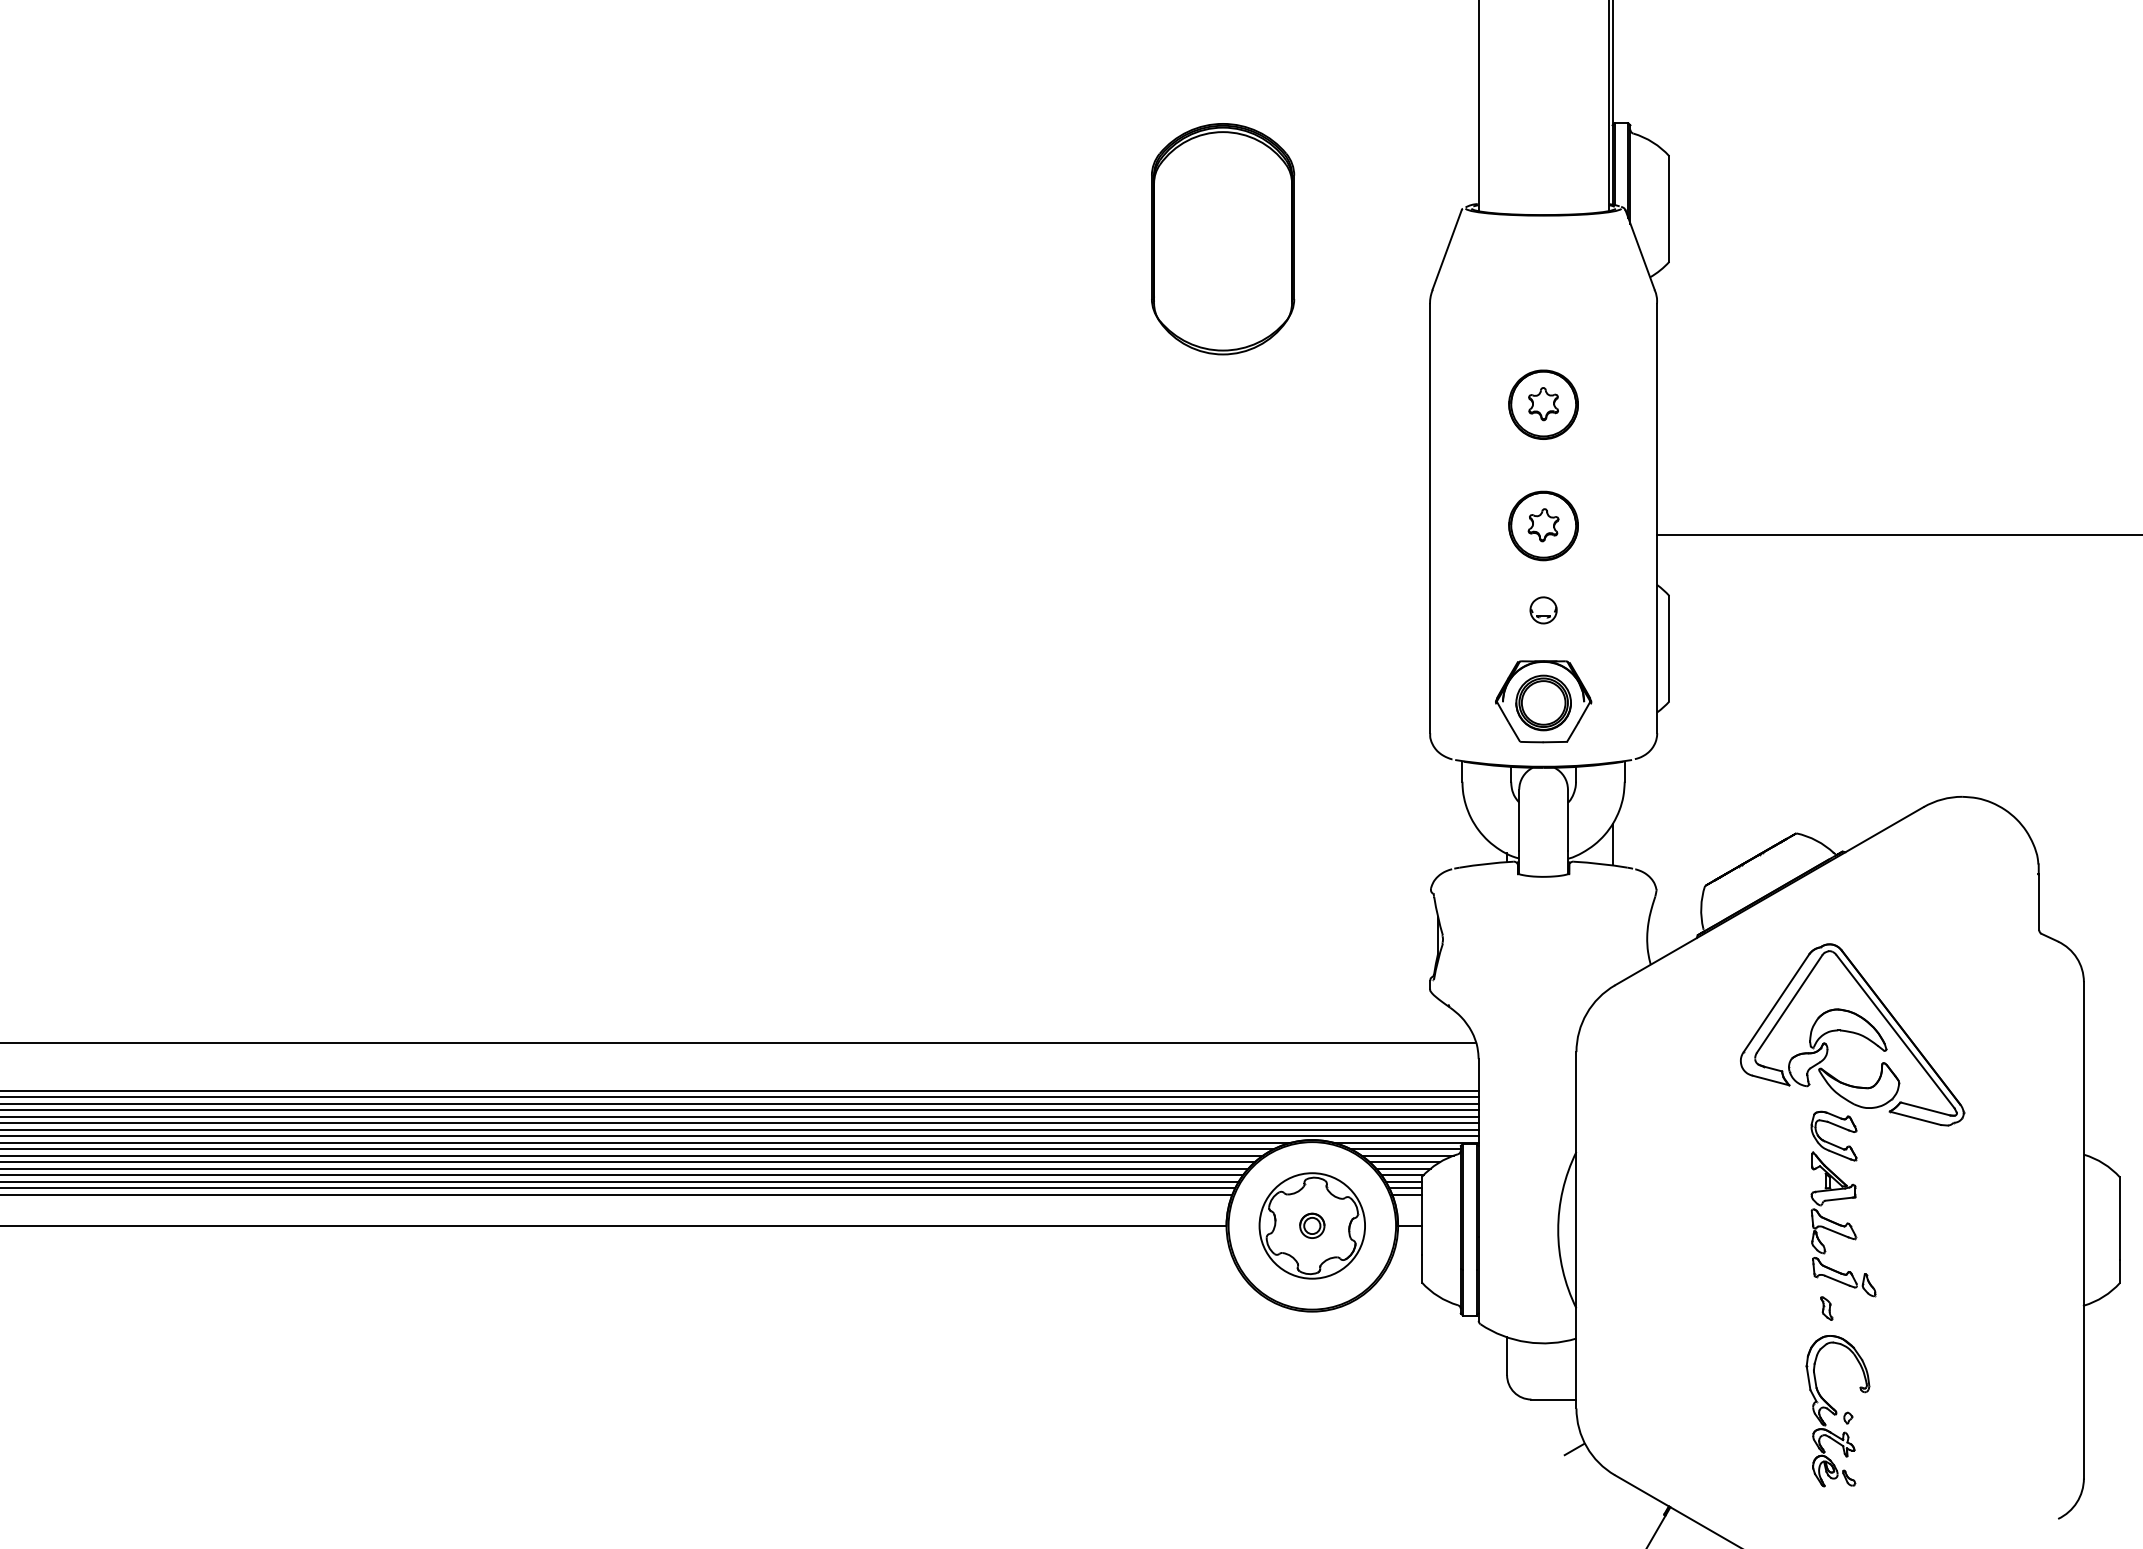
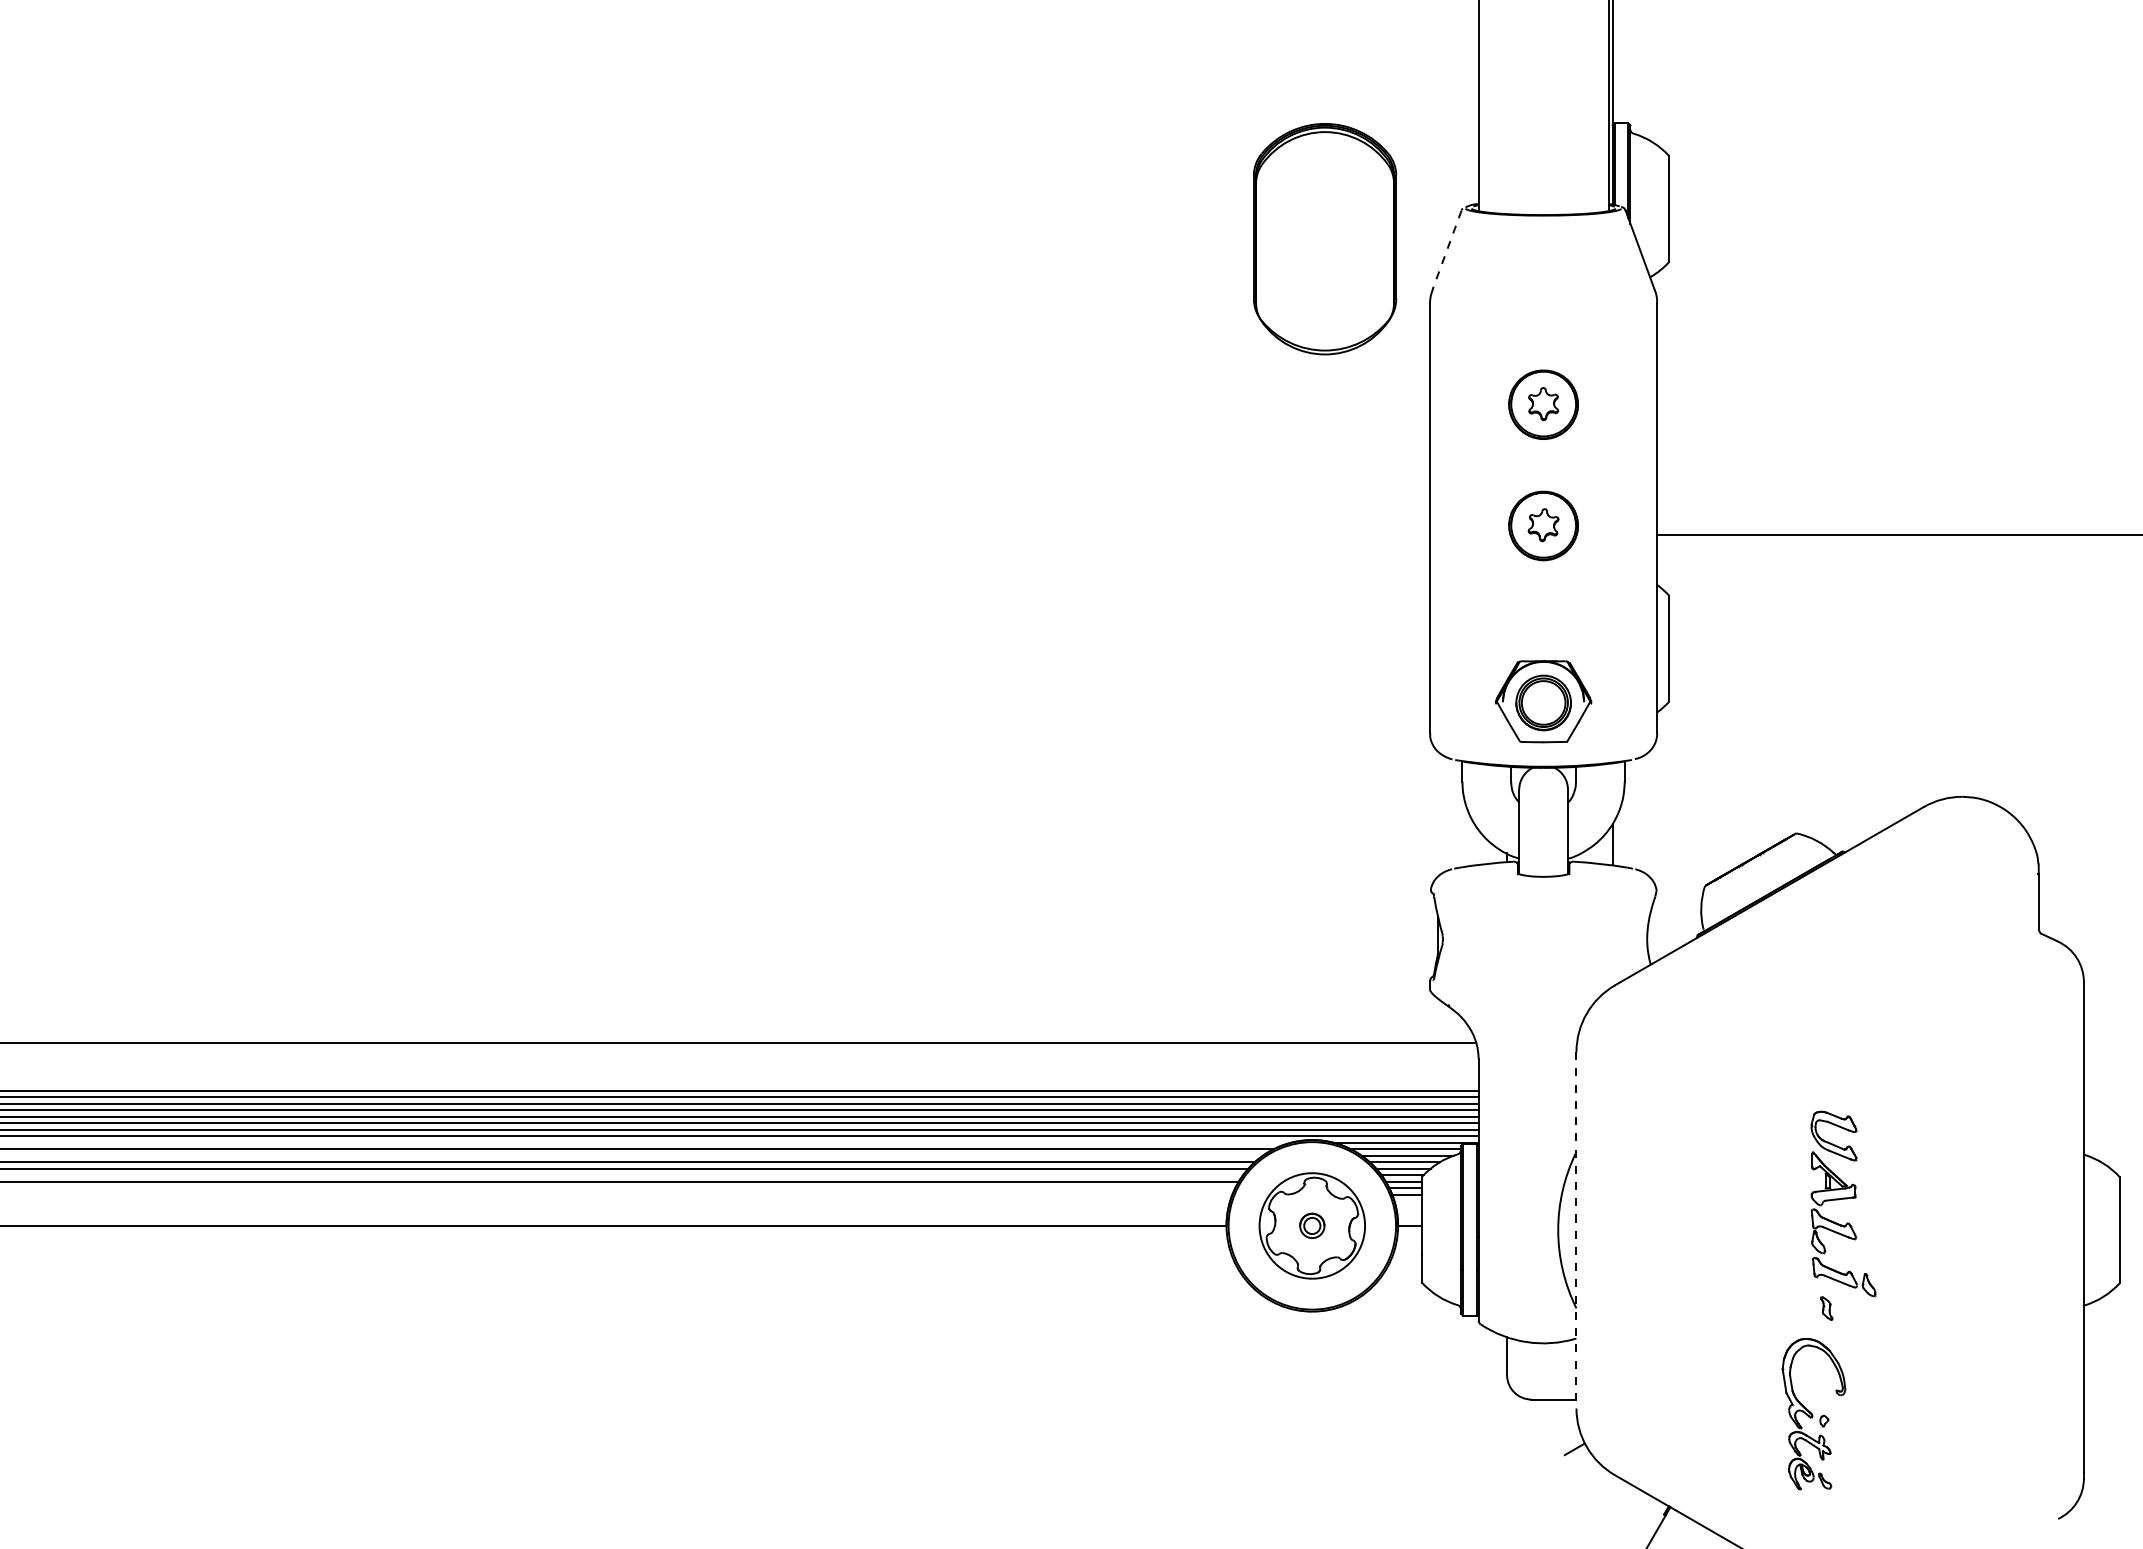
part position: (1223, 239) -> (1325, 239) (1325, 239)
line: solid -> dashed (1446, 250)
part: present -> none (1543, 610)
part: present -> none (1852, 1034)
line: present -> none (646, 1142)
line: present -> none (632, 1155)
line: present -> none (622, 1175)
line: present -> none (618, 1188)
line: present -> none (617, 1194)
line: solid -> dashed (1576, 1230)
part position: (1837, 1411) -> (1813, 1414) (1813, 1414)
